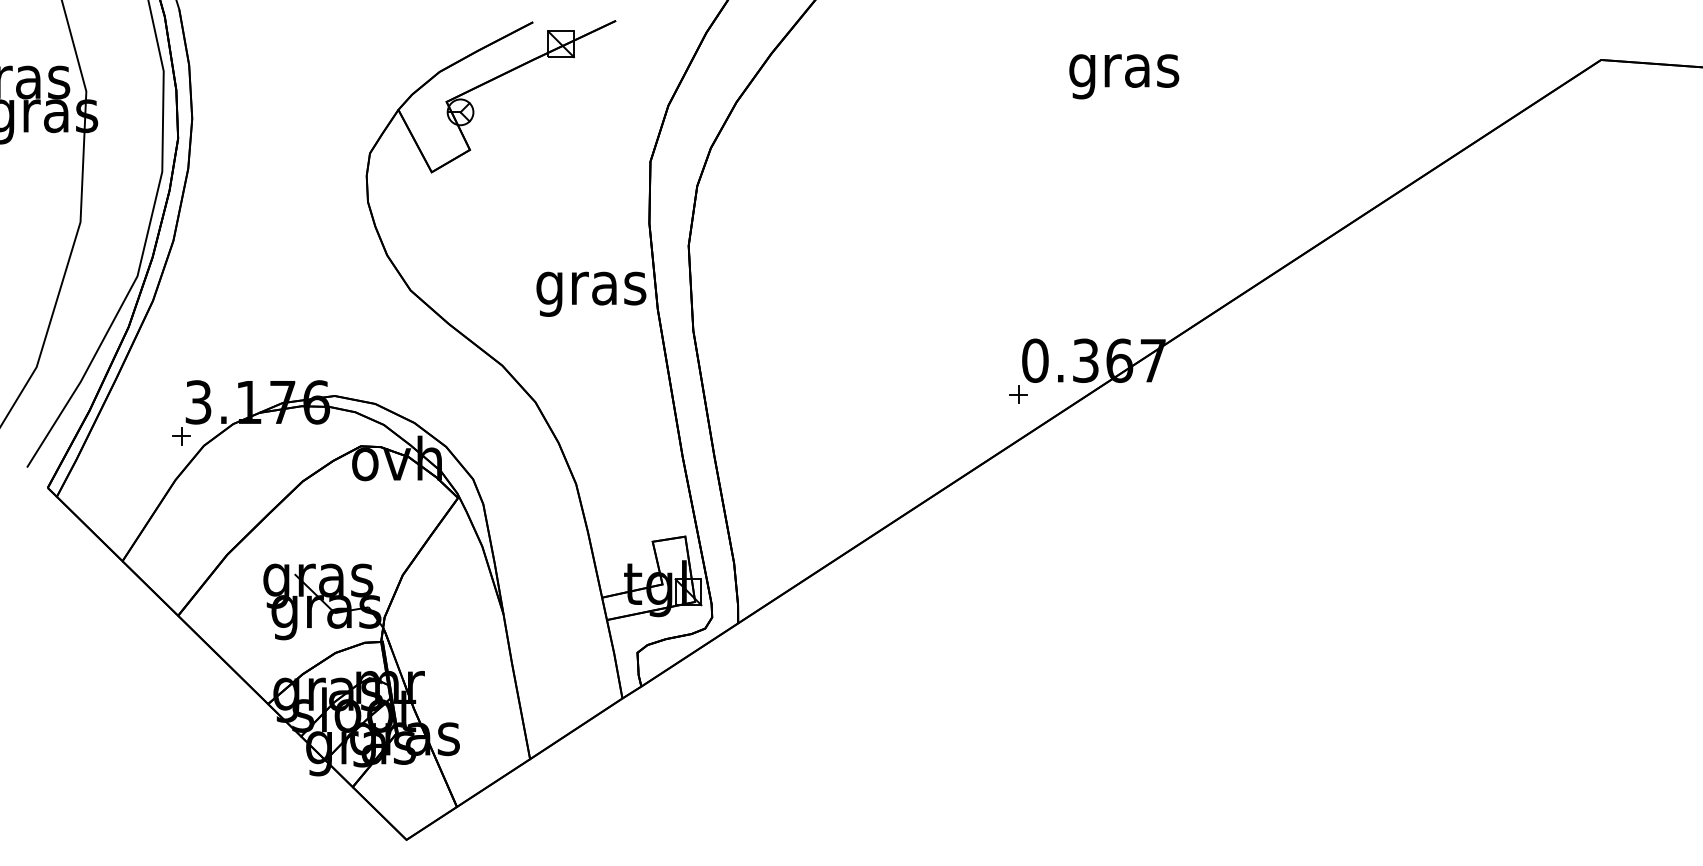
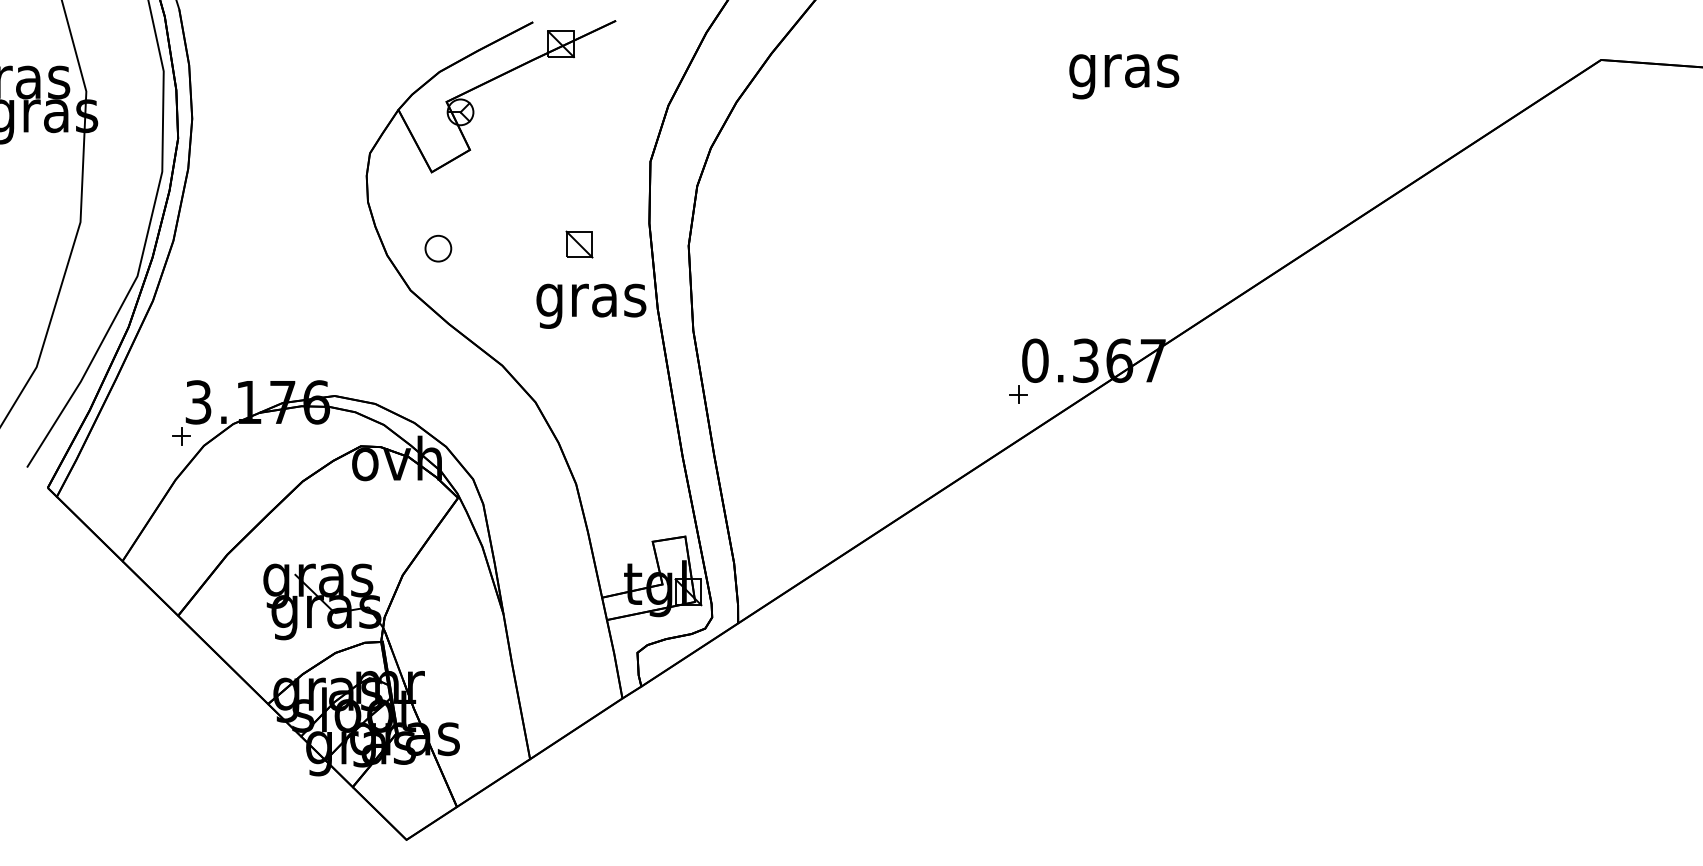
part: none -> present (579, 244)
part: none -> present (438, 248)
text position: (591, 293) -> (591, 305) (591, 305)
